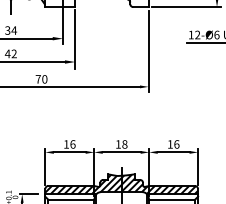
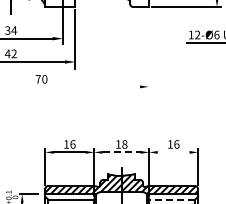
line: present -> none (148, 50)
line: present -> none (71, 86)
line: solid -> dashed (121, 152)
line: present -> none (173, 152)
line: solid -> dashed (172, 199)
